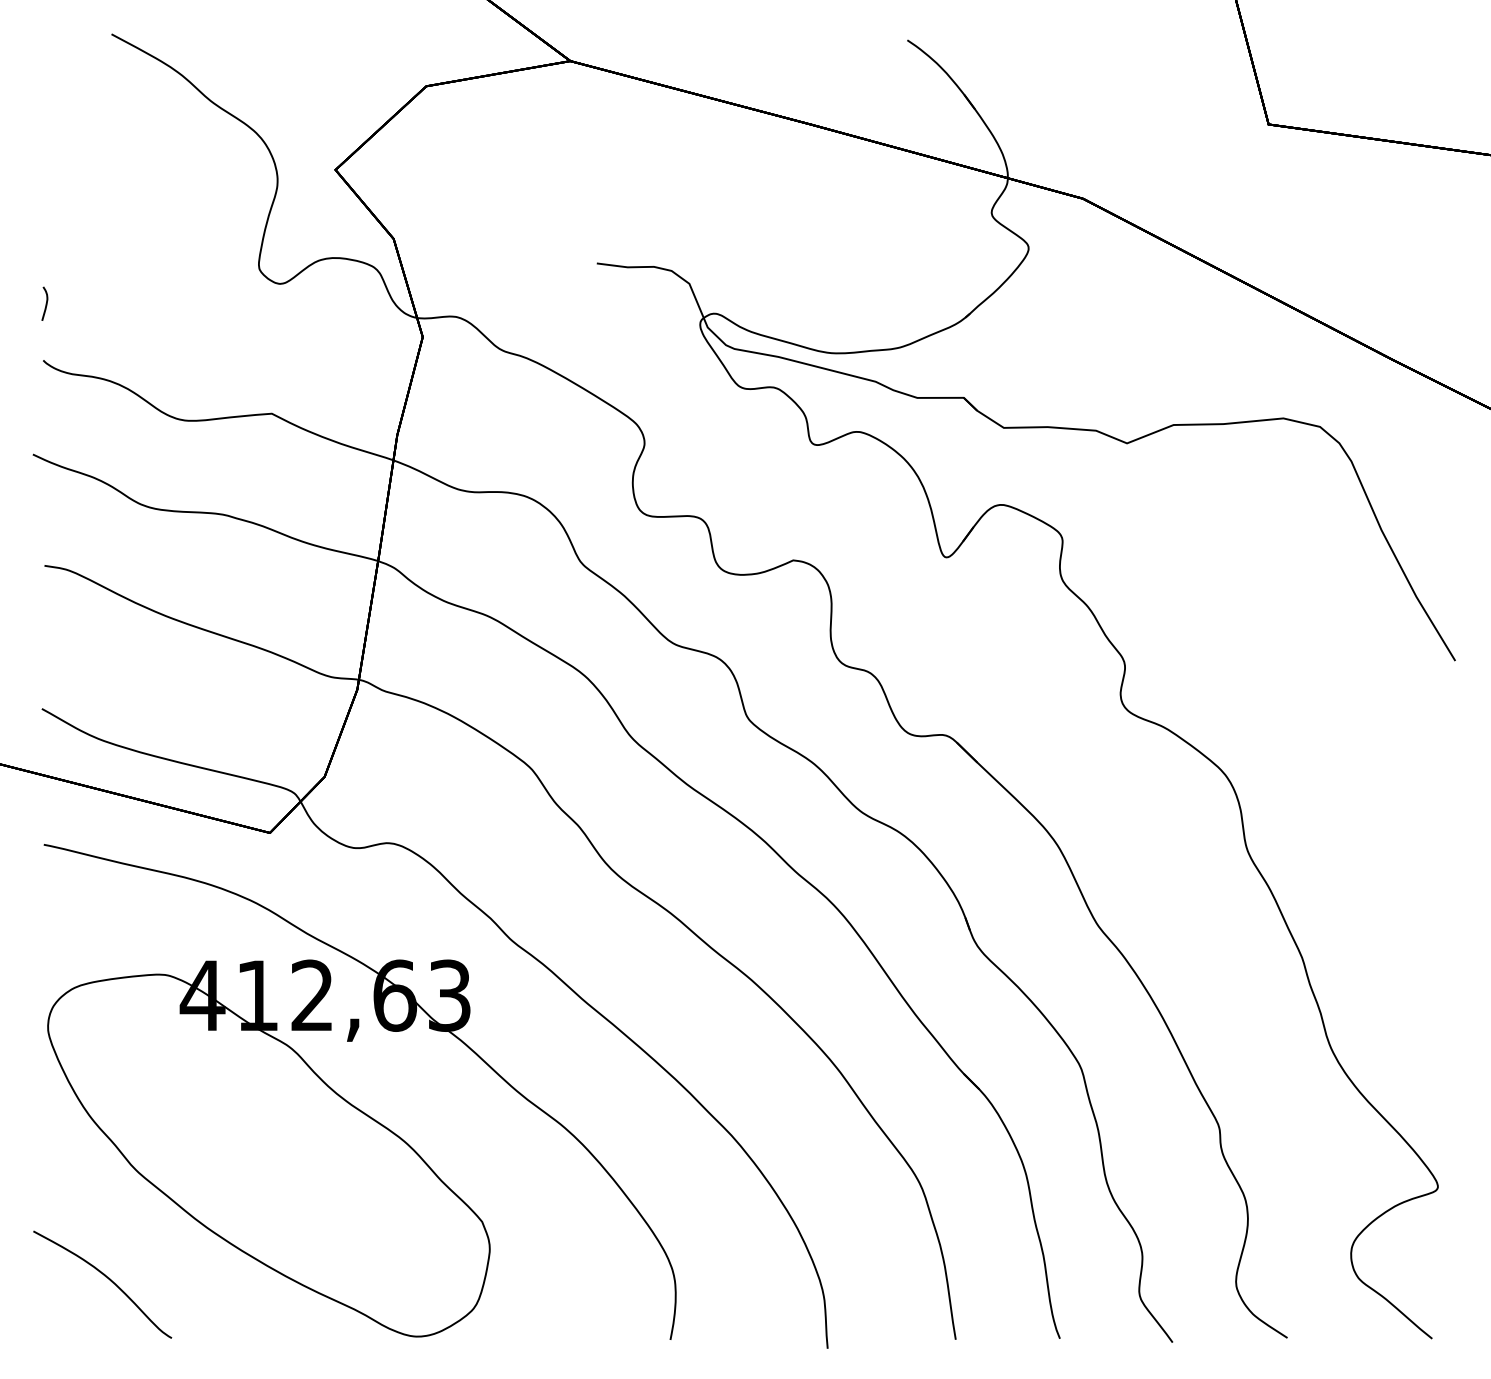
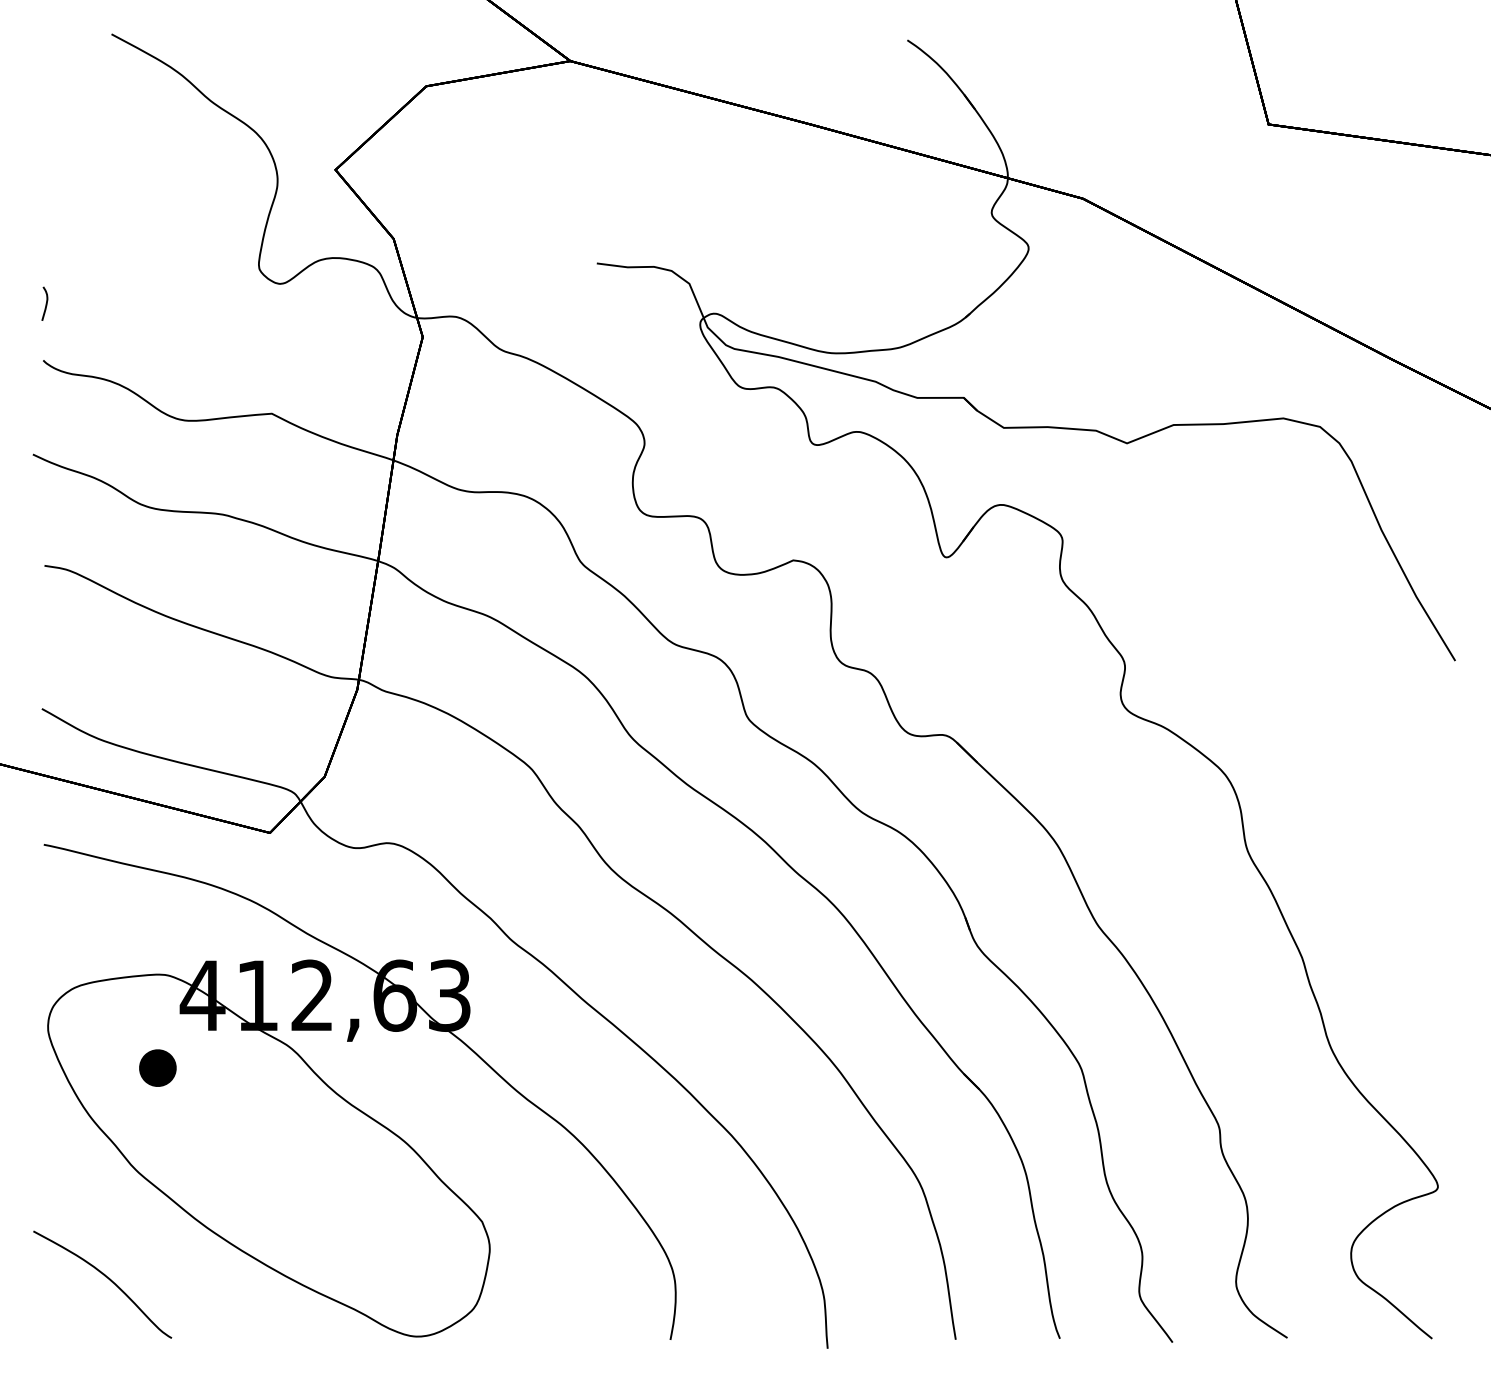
part: none -> present (157, 1067)
